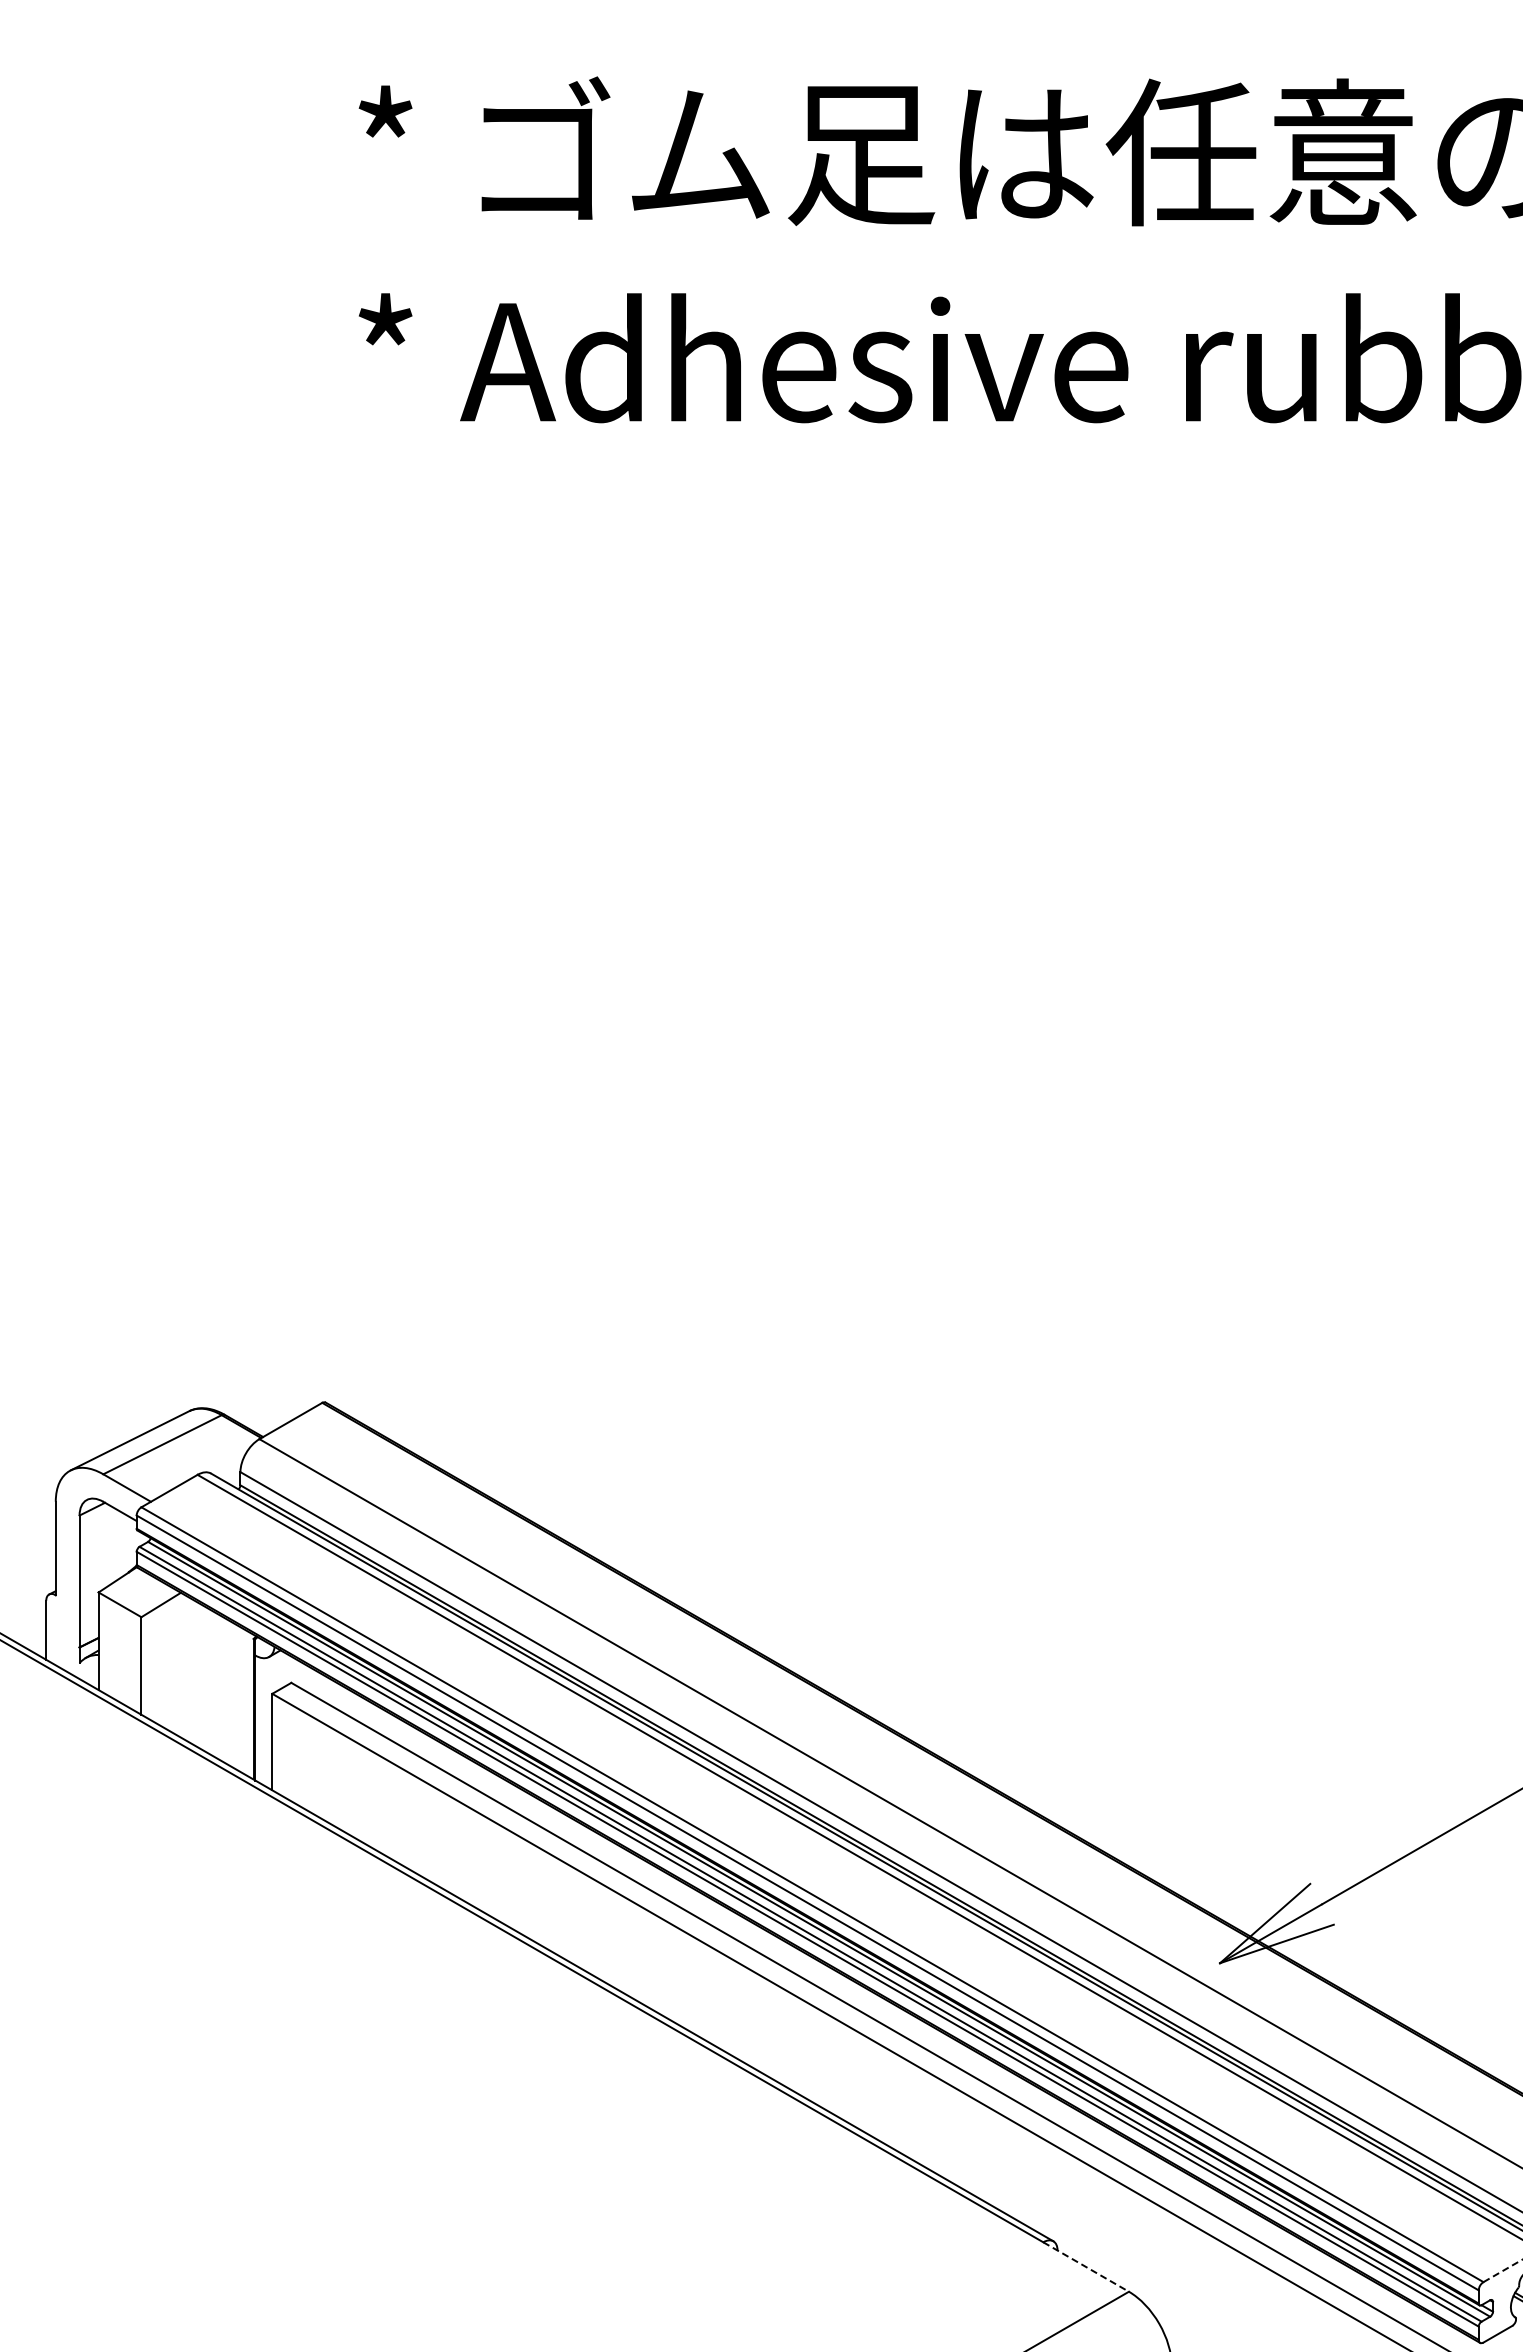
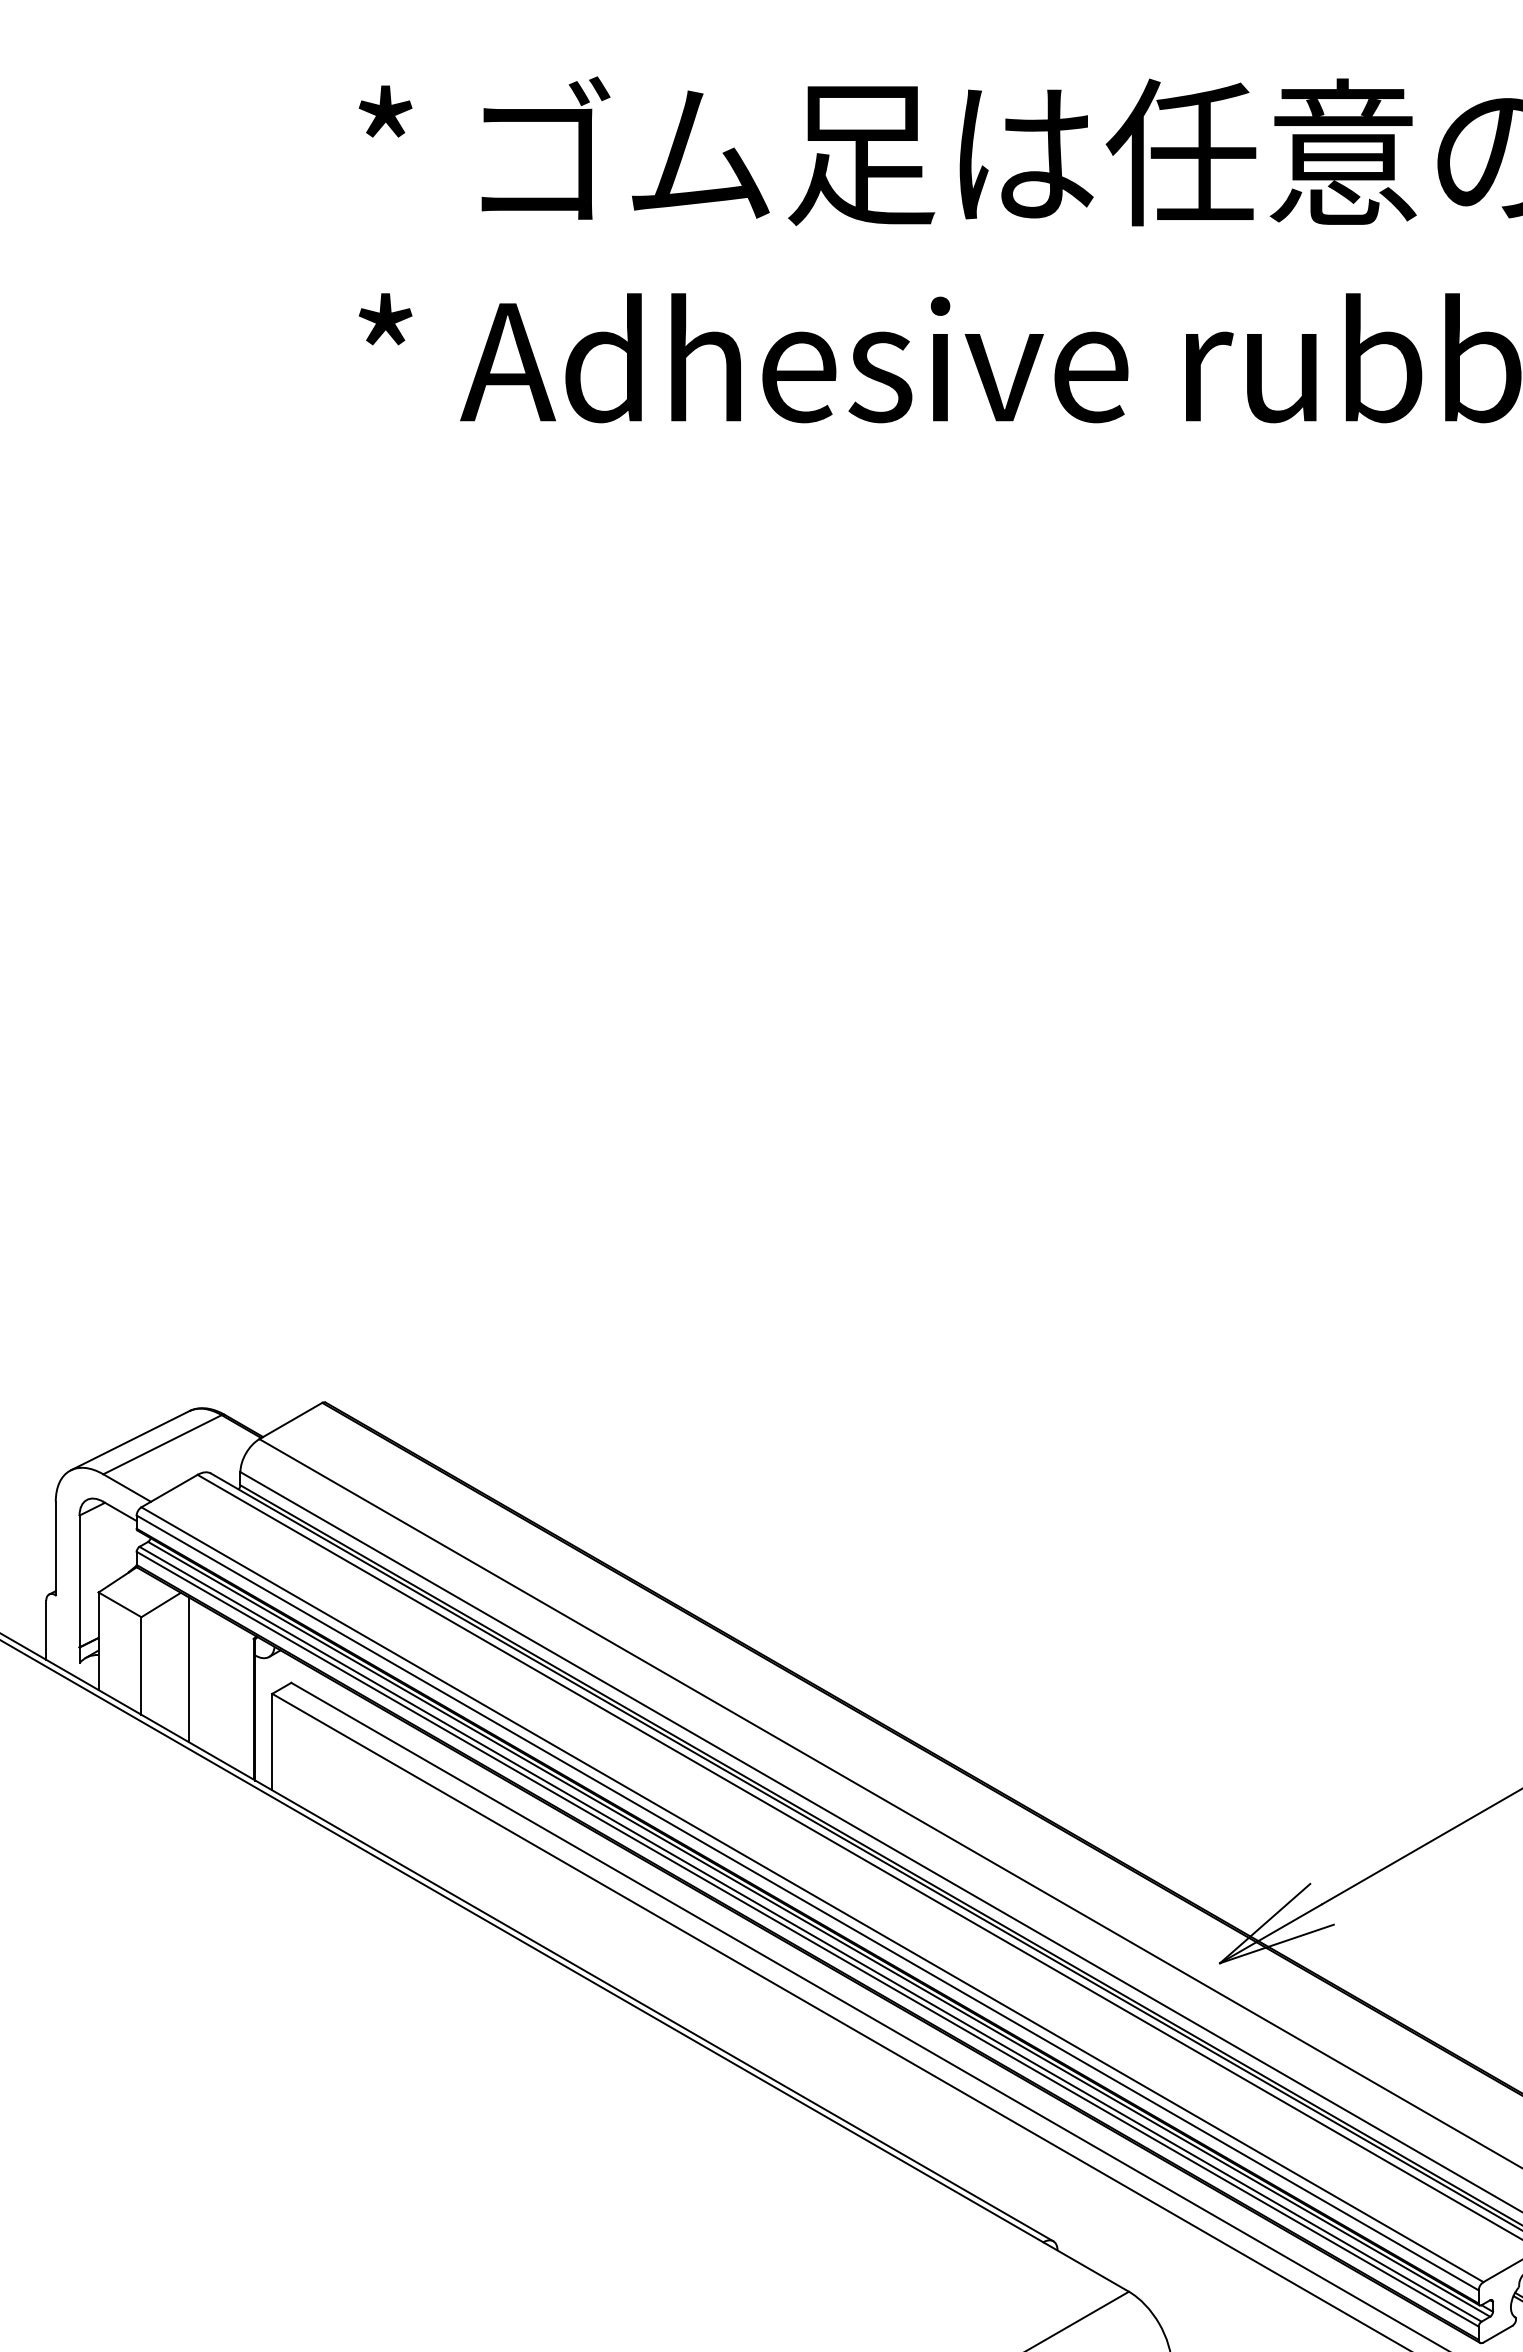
line: none -> present (189, 1669)
line: dashed -> solid (1086, 2267)
line: dashed -> solid (1503, 2270)
